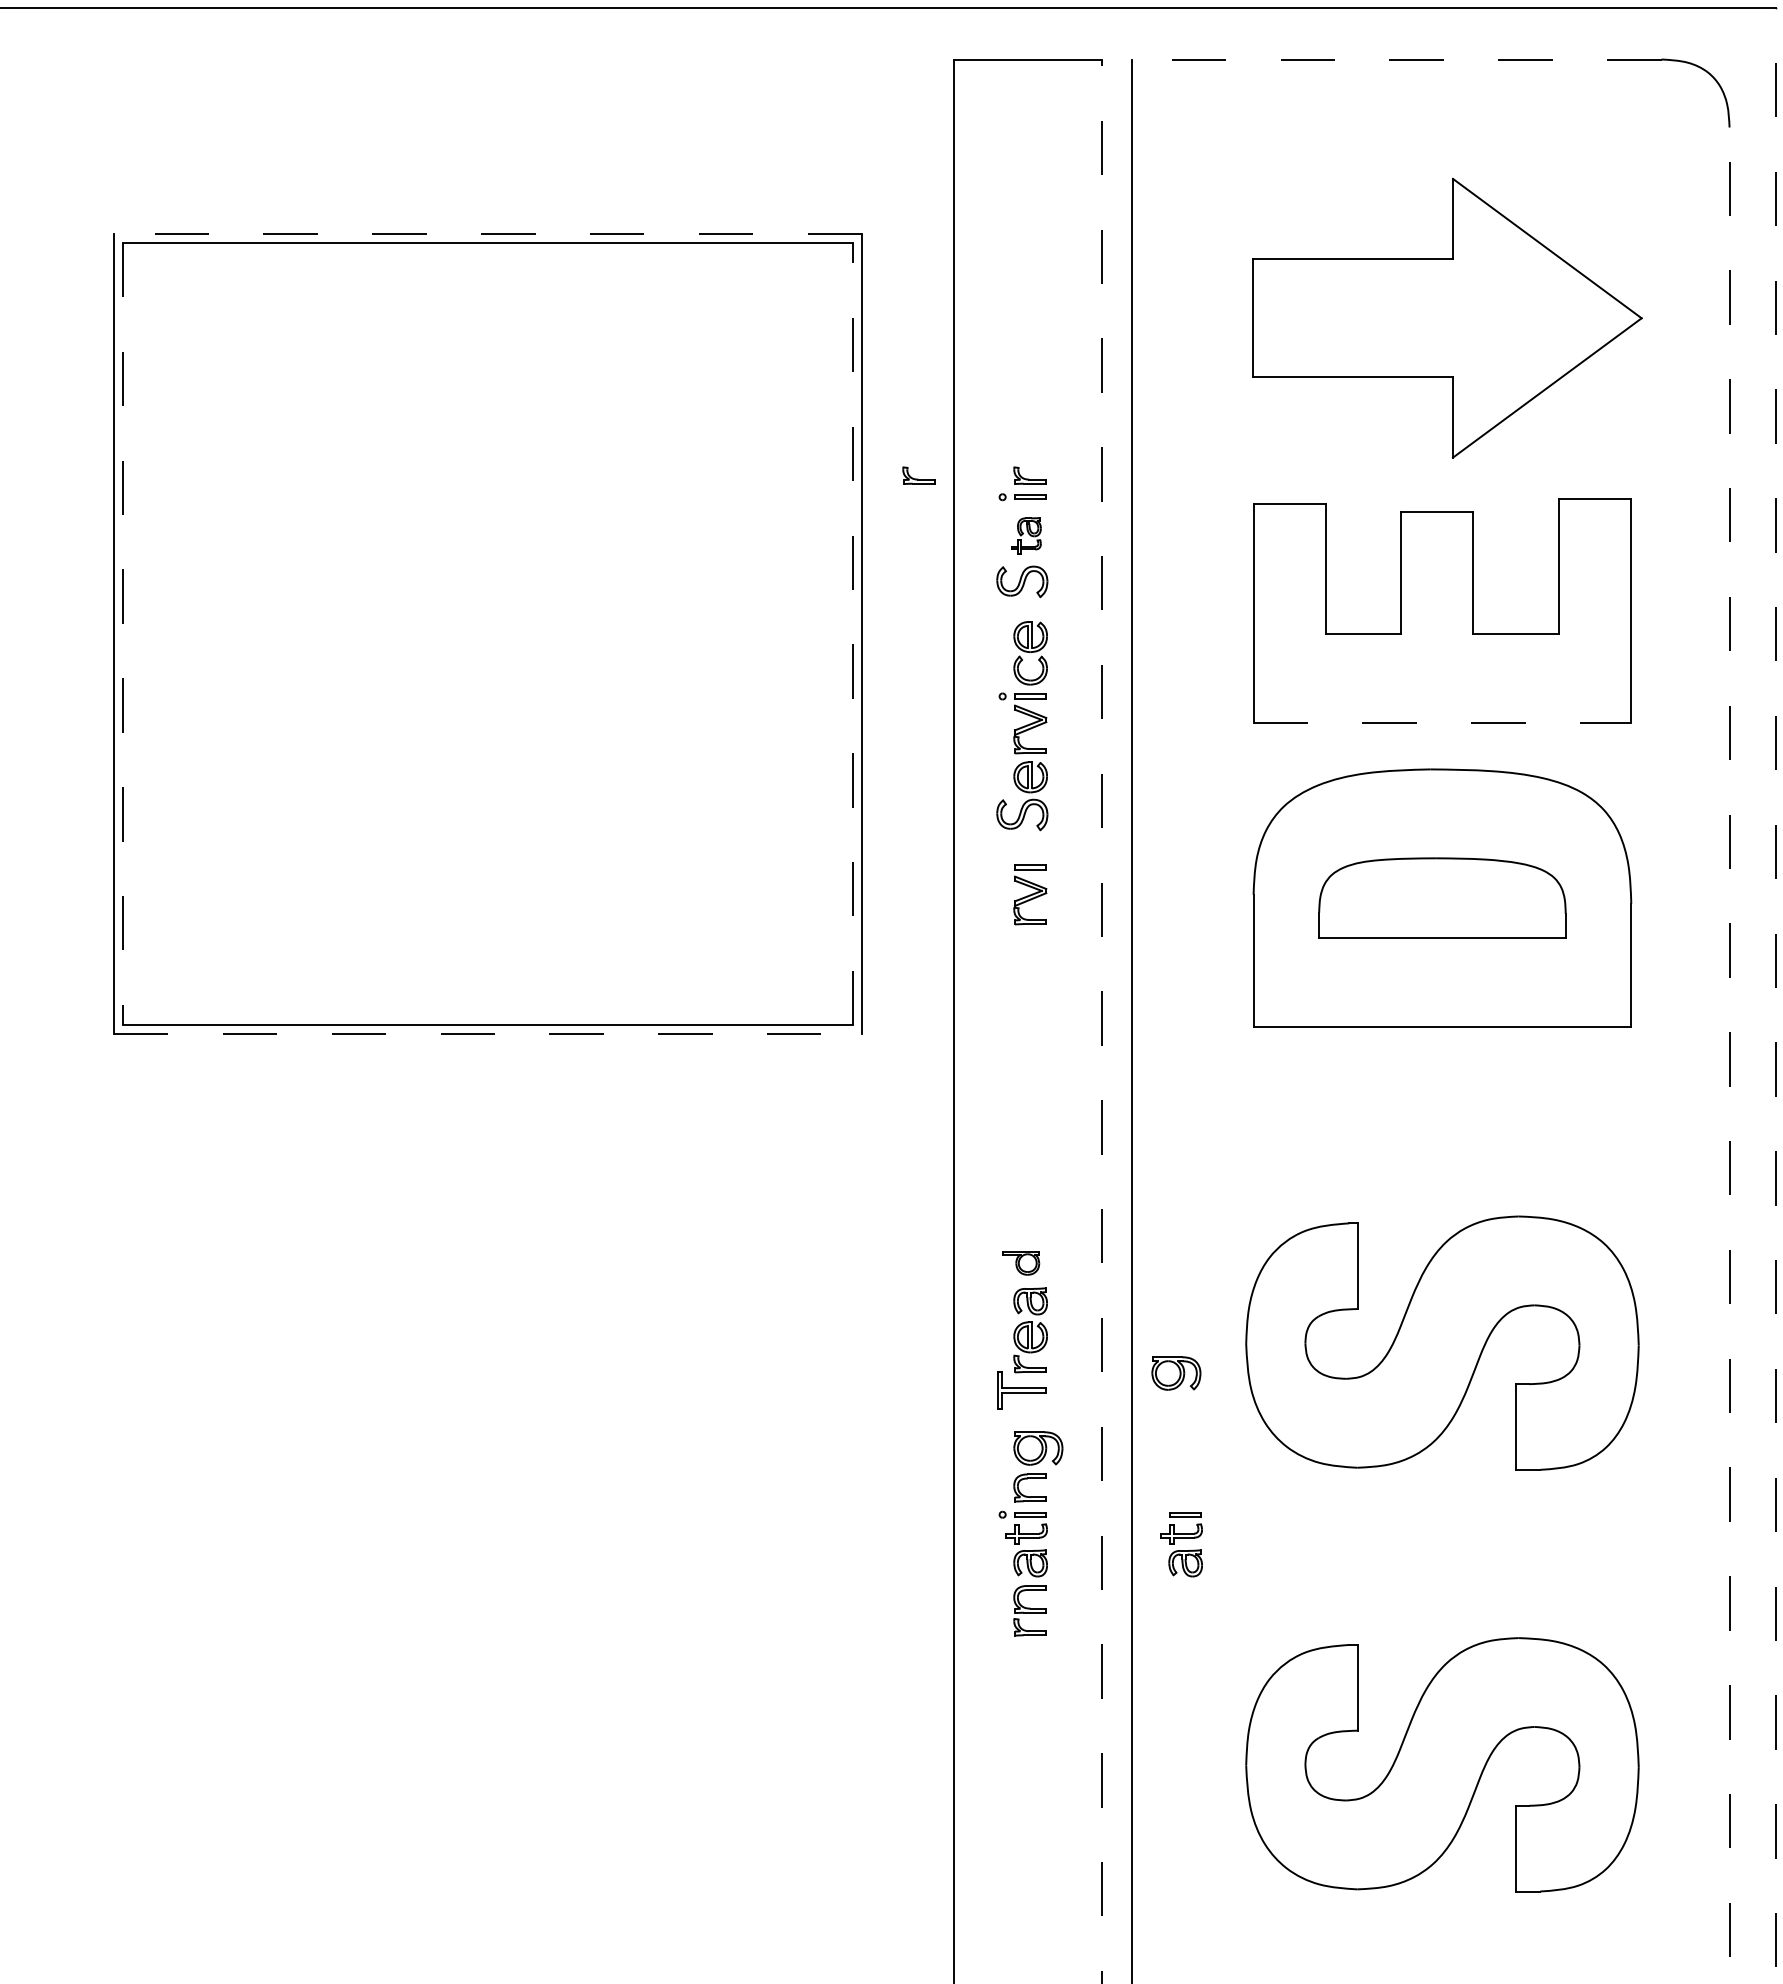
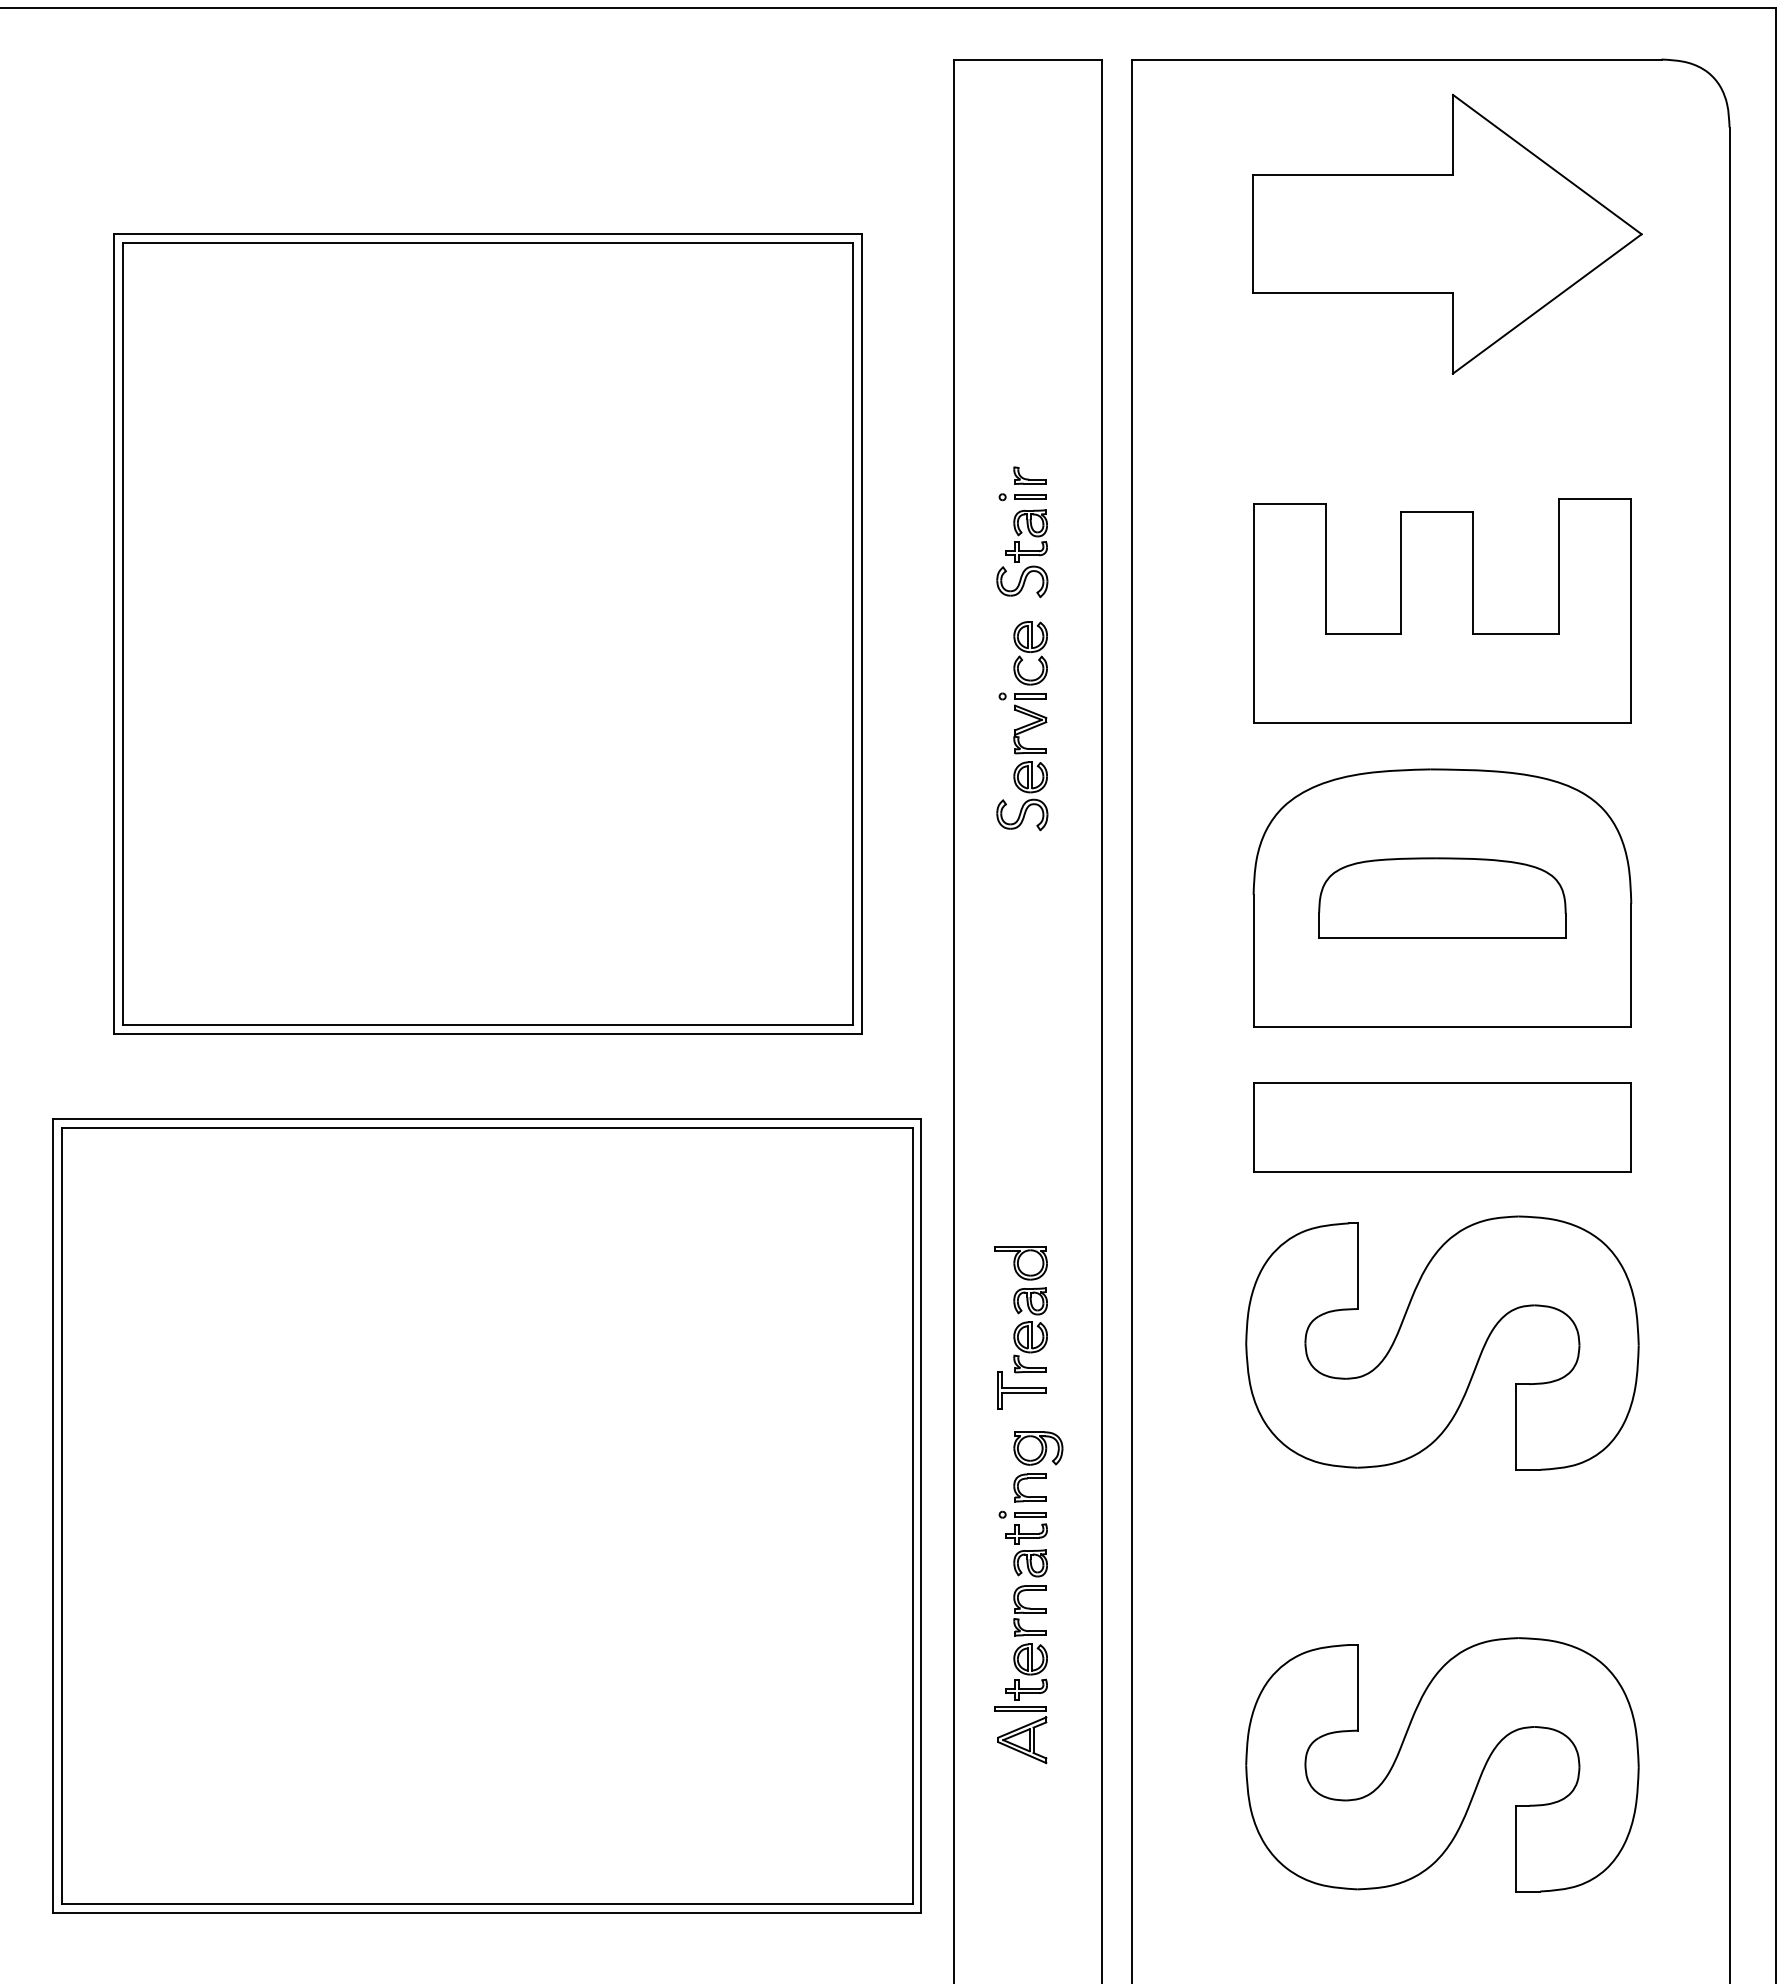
line: dashed -> solid (1397, 59)
line: dashed -> solid (488, 234)
part position: (1447, 317) -> (1447, 233) (1447, 233)
part: present -> none (918, 475)
part size: 31x38 px -> 43x54 px (1026, 535)
line: dashed -> solid (853, 633)
line: dashed -> solid (122, 634)
line: dashed -> solid (1442, 722)
part: present -> none (1030, 894)
line: dashed -> solid (1775, 996)
line: dashed -> solid (1102, 1021)
line: dashed -> solid (488, 1033)
line: dashed -> solid (1729, 1055)
part: none -> present (1442, 1127)
part size: 39x25 px -> 54x35 px (1020, 1263)
part: present -> none (1176, 1373)
part: none -> present (486, 1515)
part: present -> none (1181, 1544)
part: none -> present (1020, 1703)
